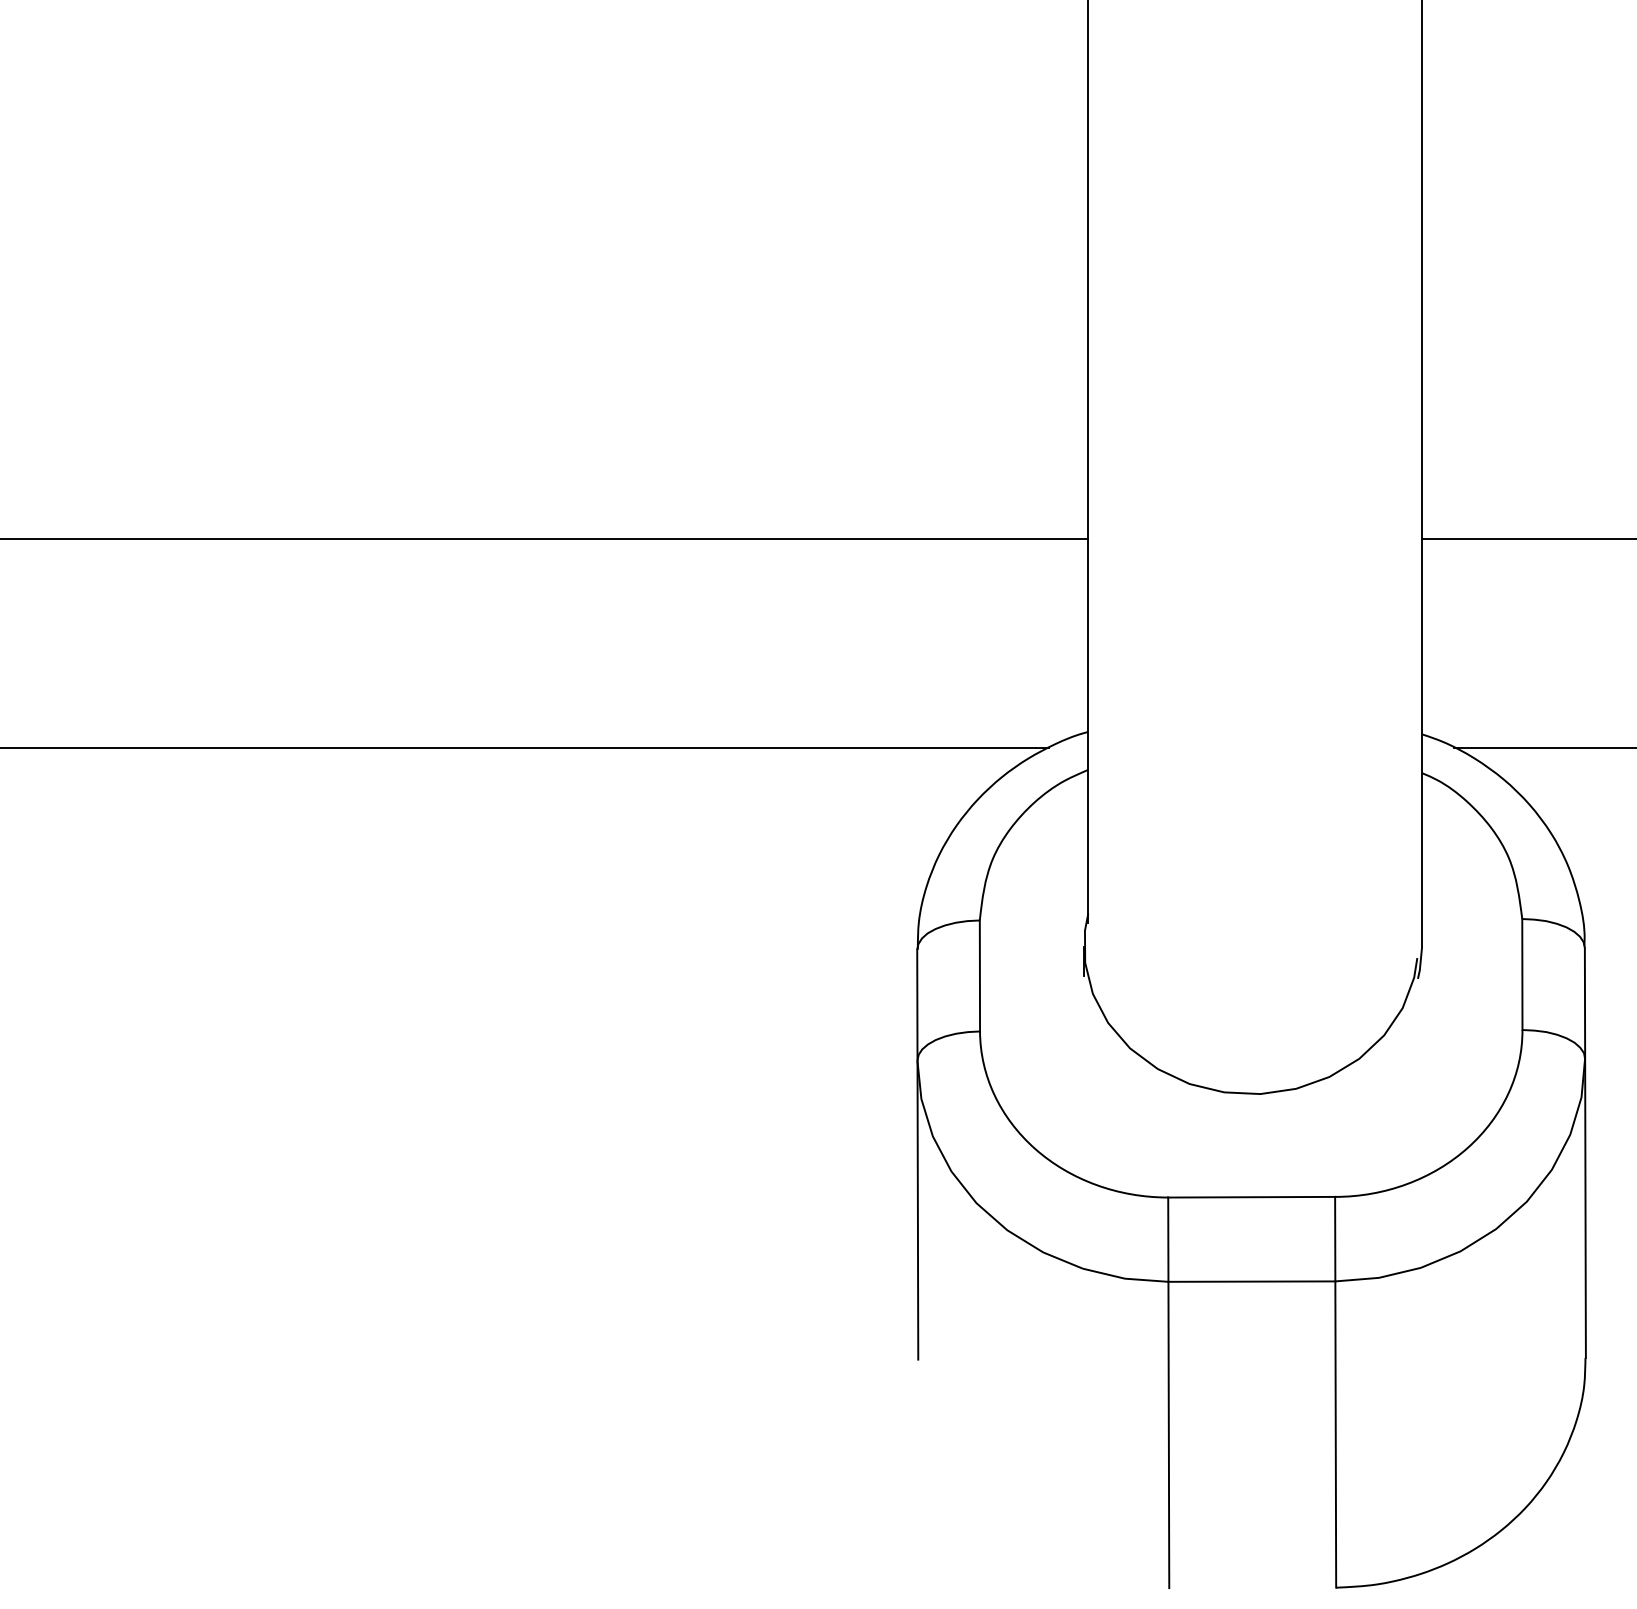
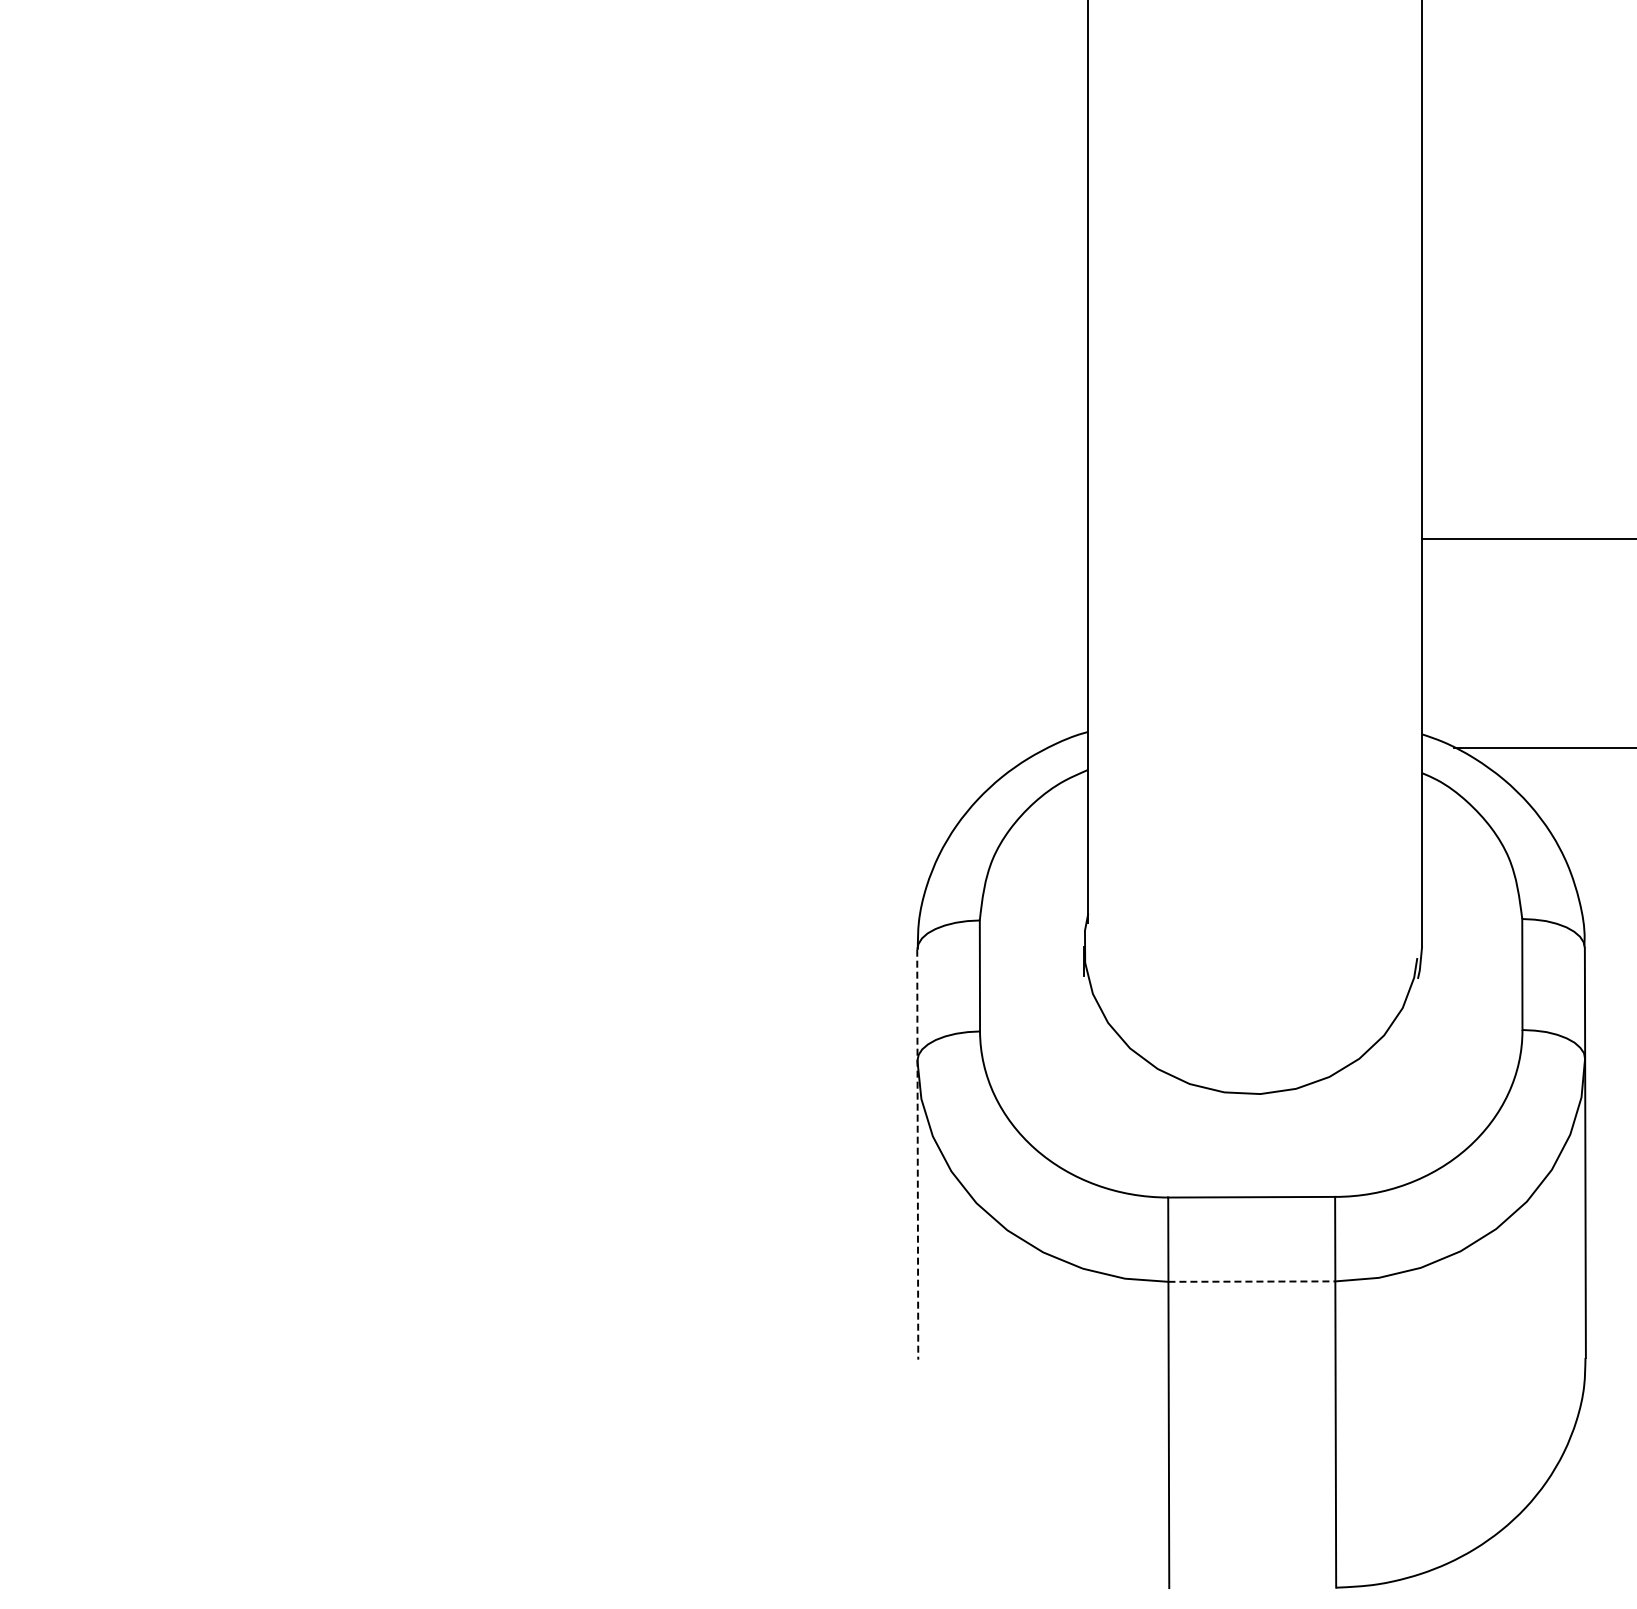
line: present -> none (545, 538)
line: present -> none (525, 747)
line: solid -> dashed (917, 1154)
line: solid -> dashed (1252, 1281)
